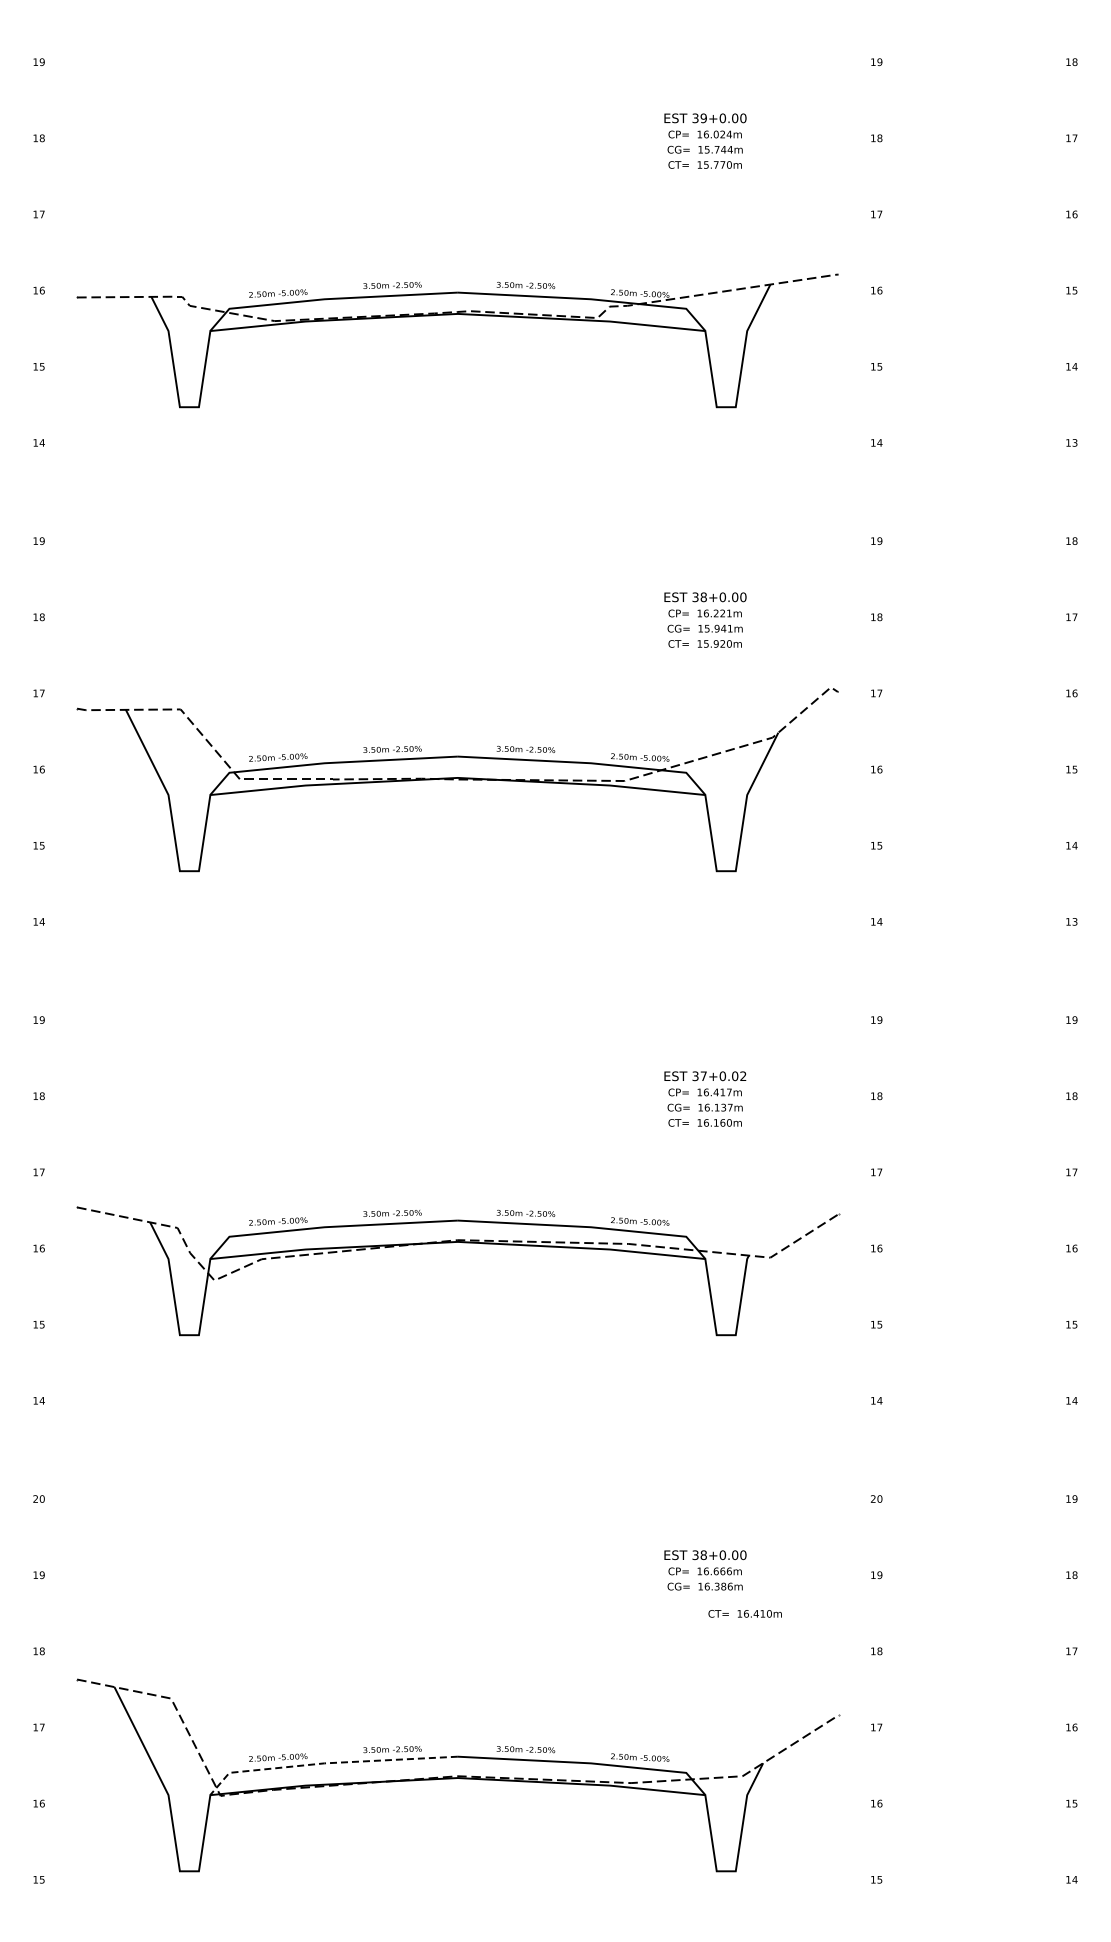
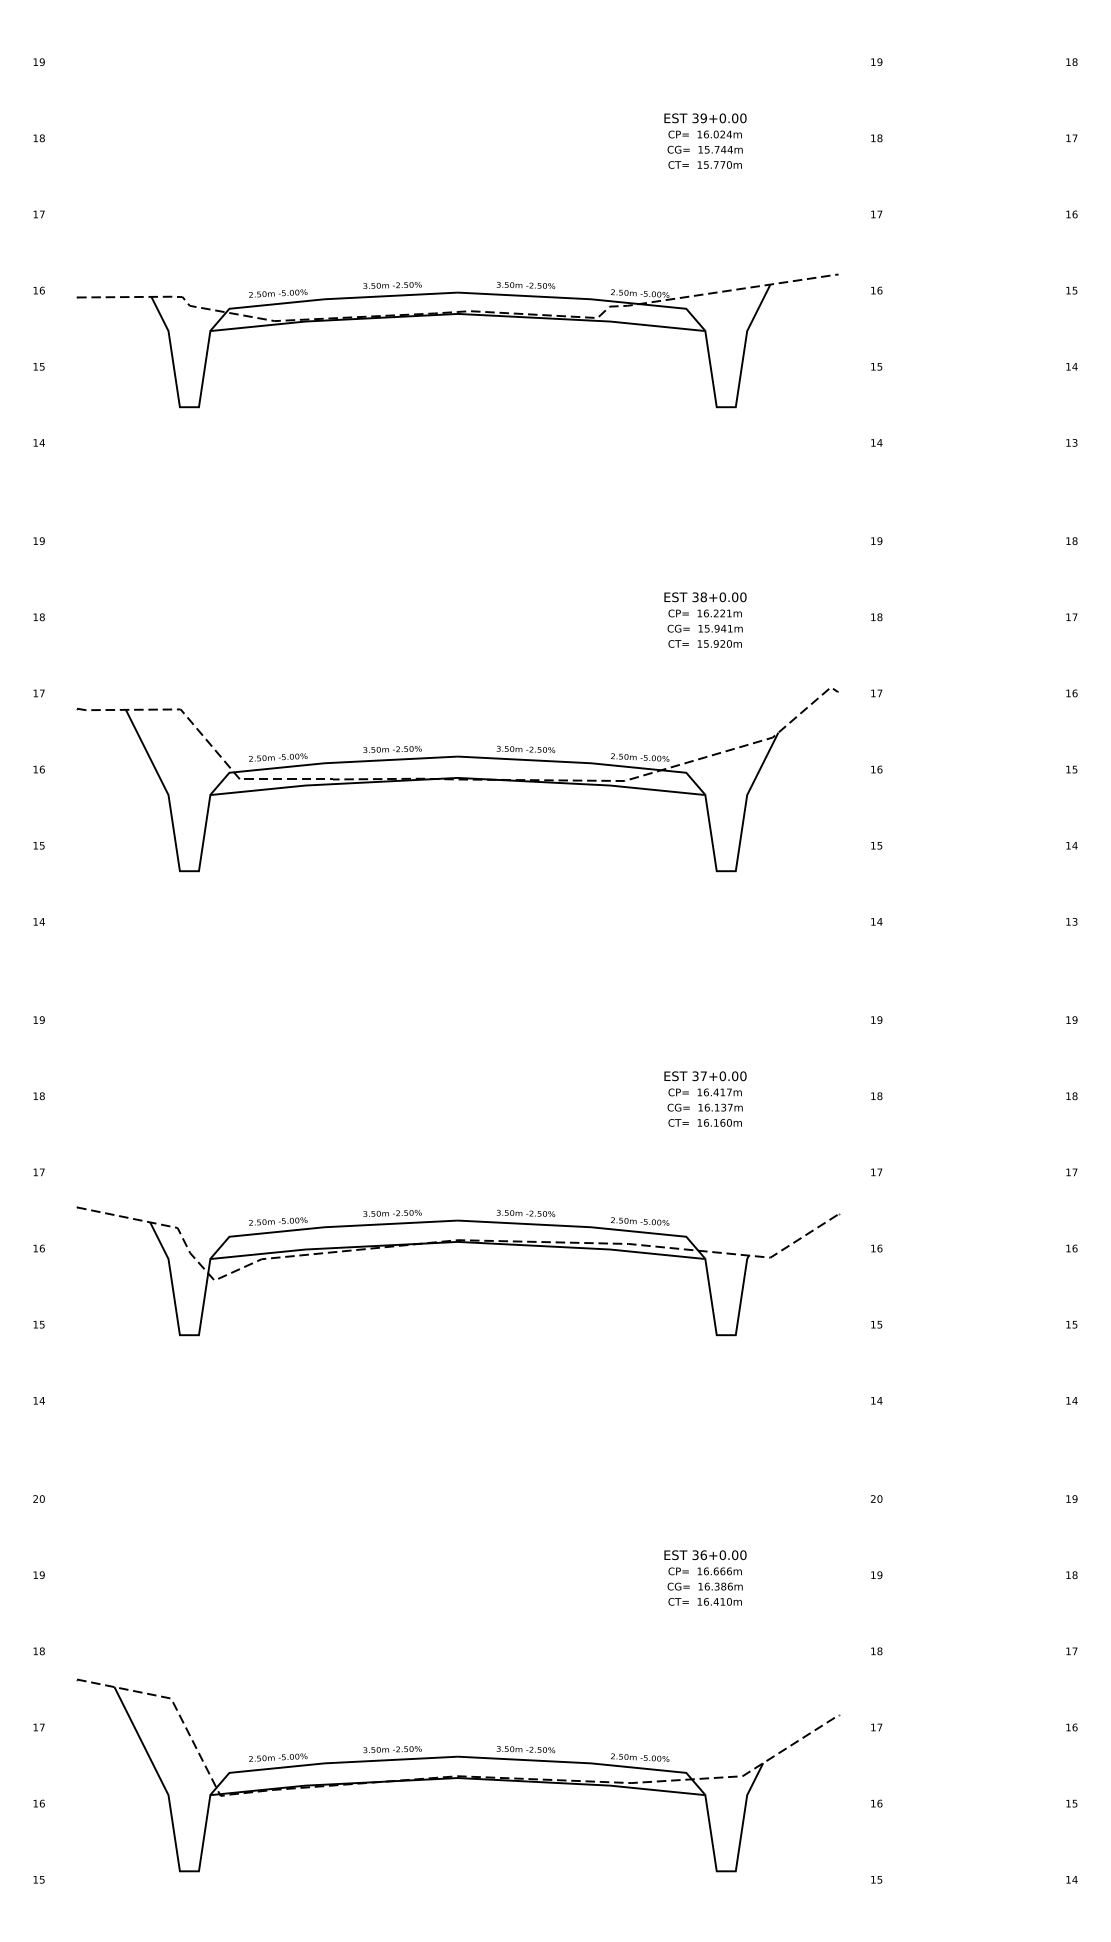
text: 37+0.02 -> 37+0.00 (743, 1076)
text: 38+0.00 -> 36+0.00 (703, 1554)
text position: (744, 1613) -> (704, 1601) (704, 1601)
line: dashed -> solid (327, 1763)
